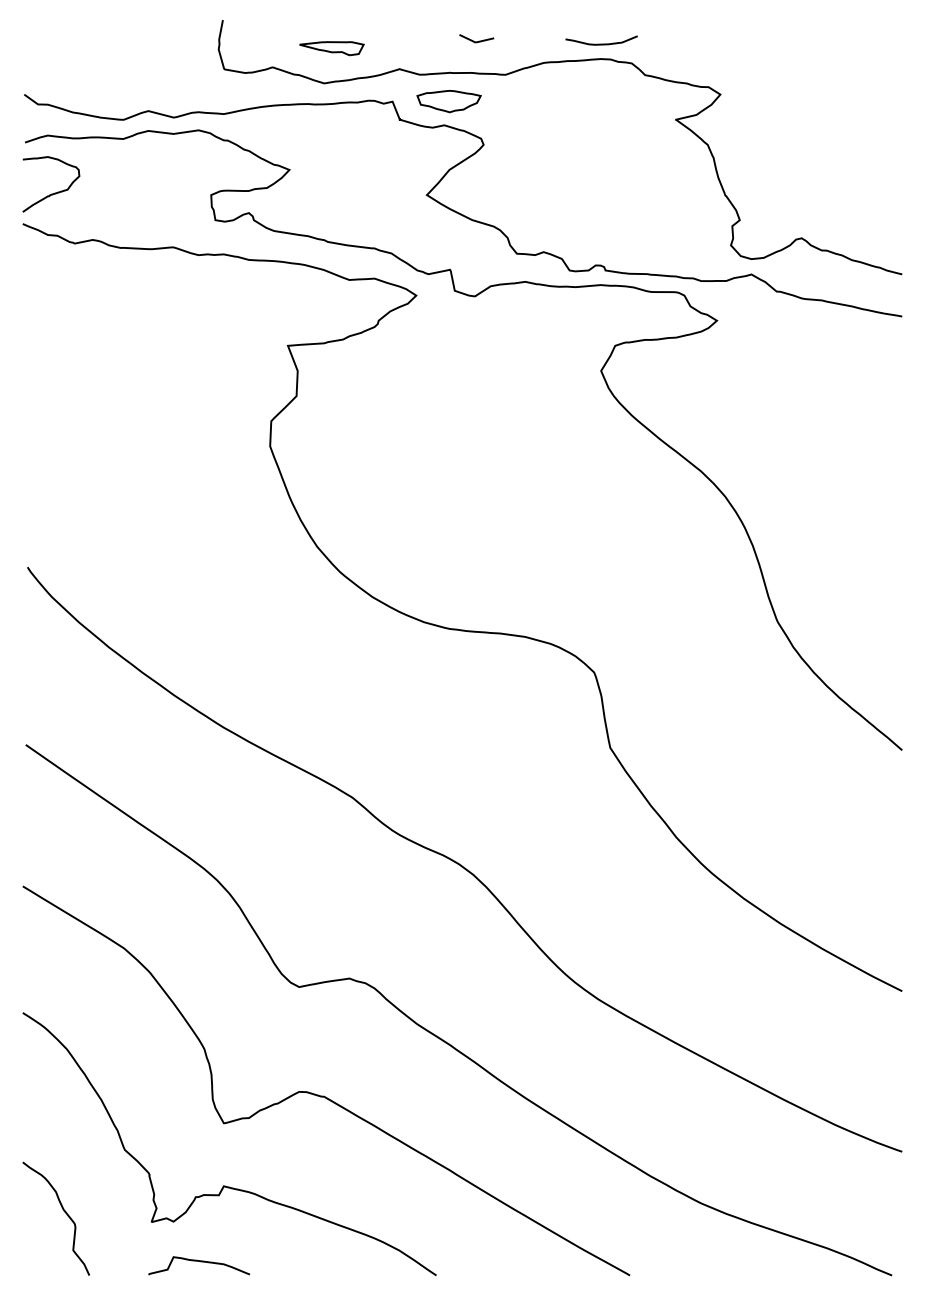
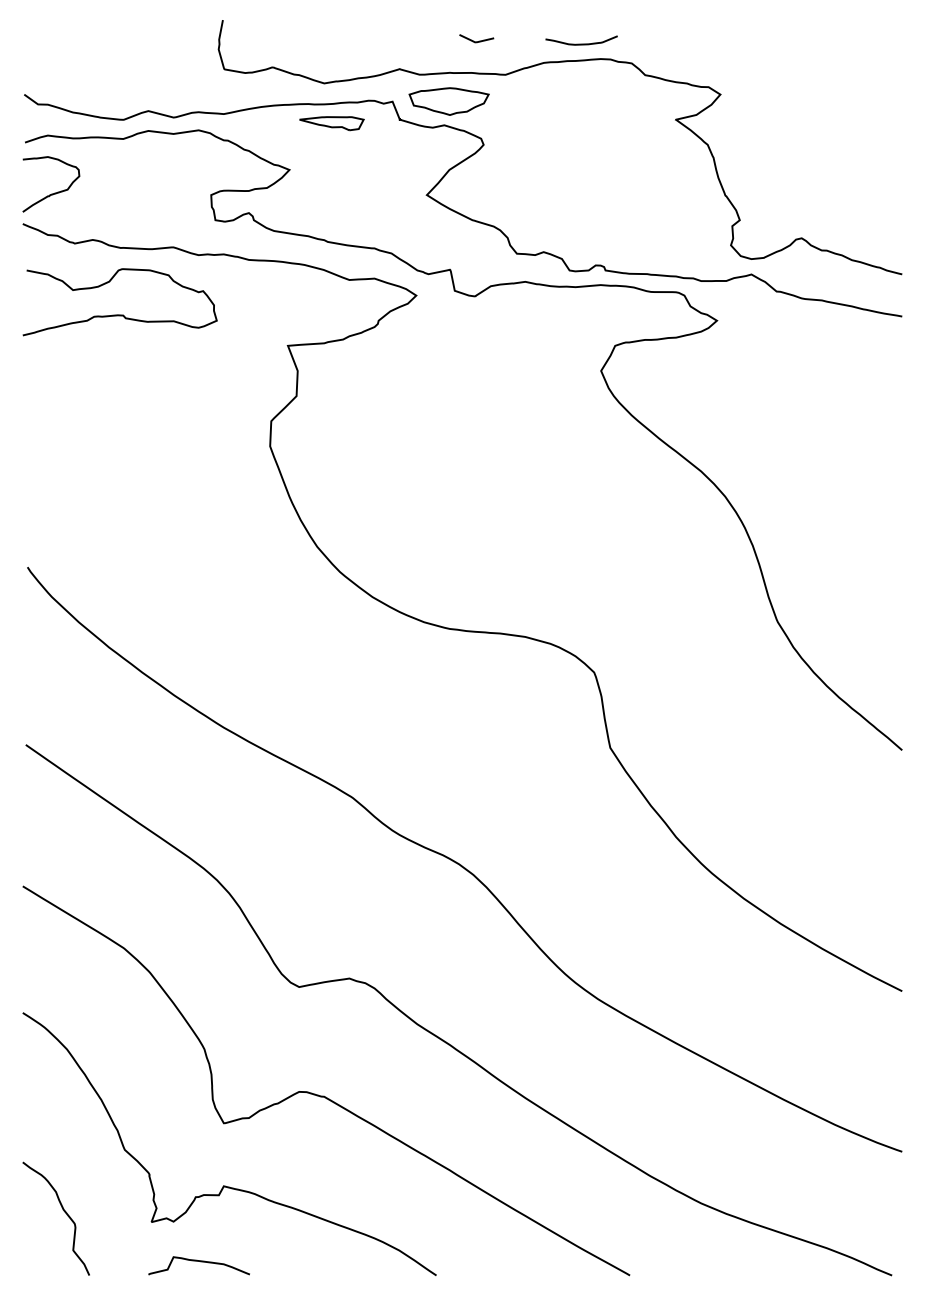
curve position: (601, 43) -> (581, 43) (581, 43)
part position: (331, 48) -> (331, 123) (331, 123)
part size: 66x24 px -> 82x29 px (448, 101)
curve: none -> present (119, 314)
